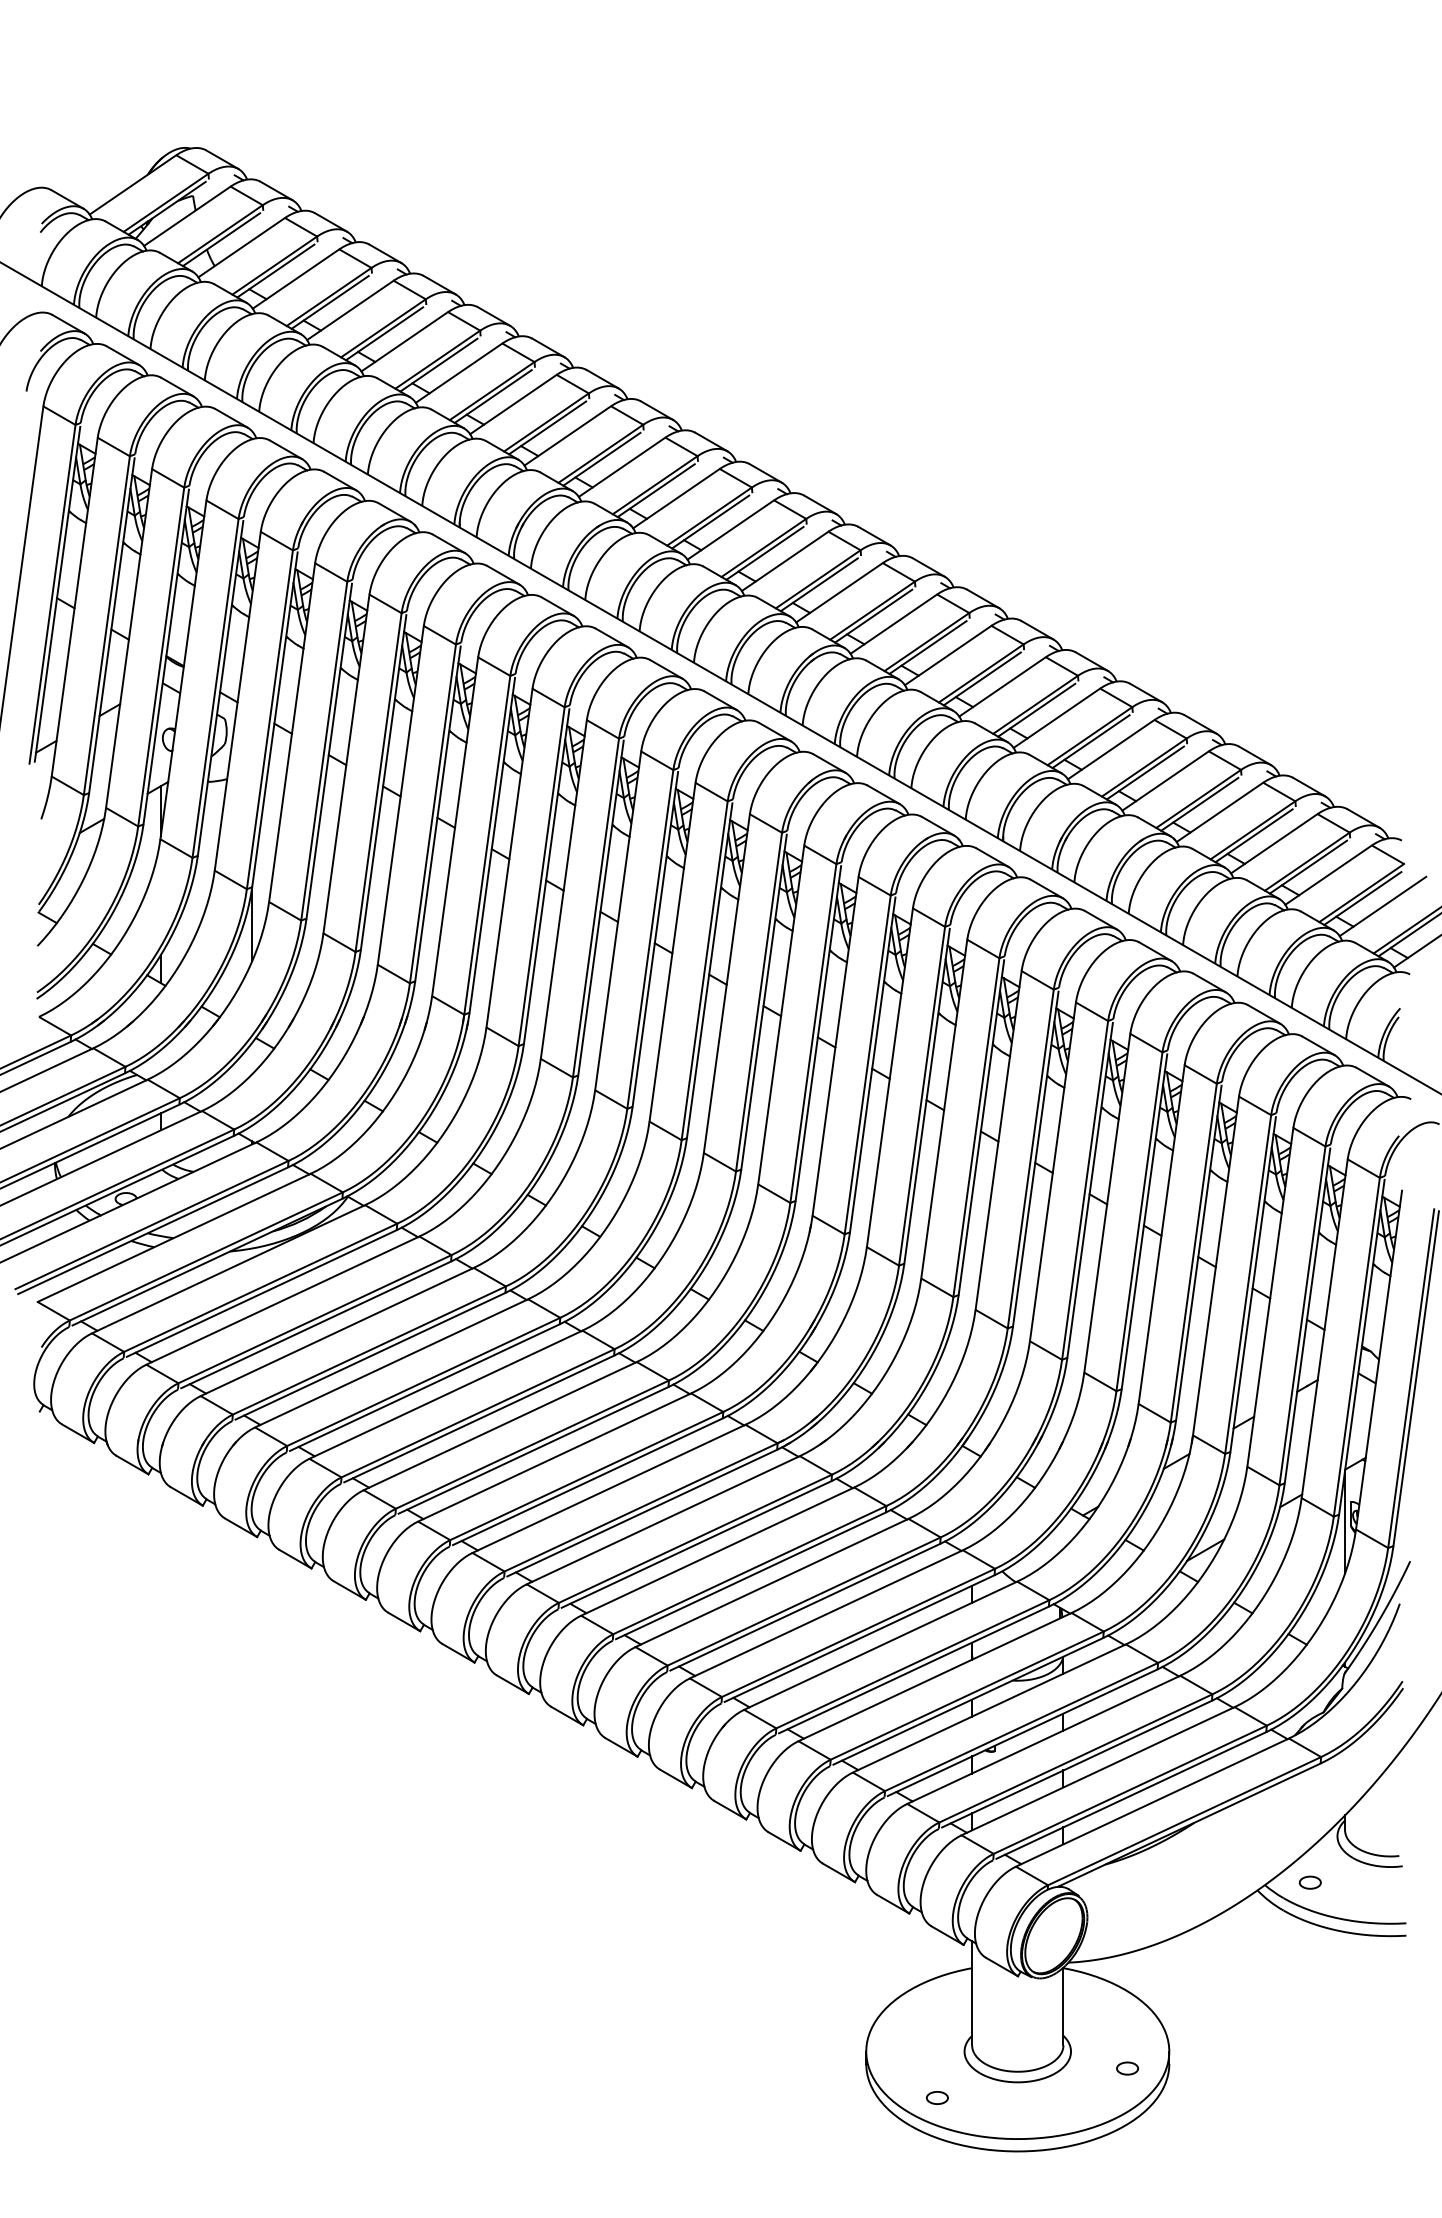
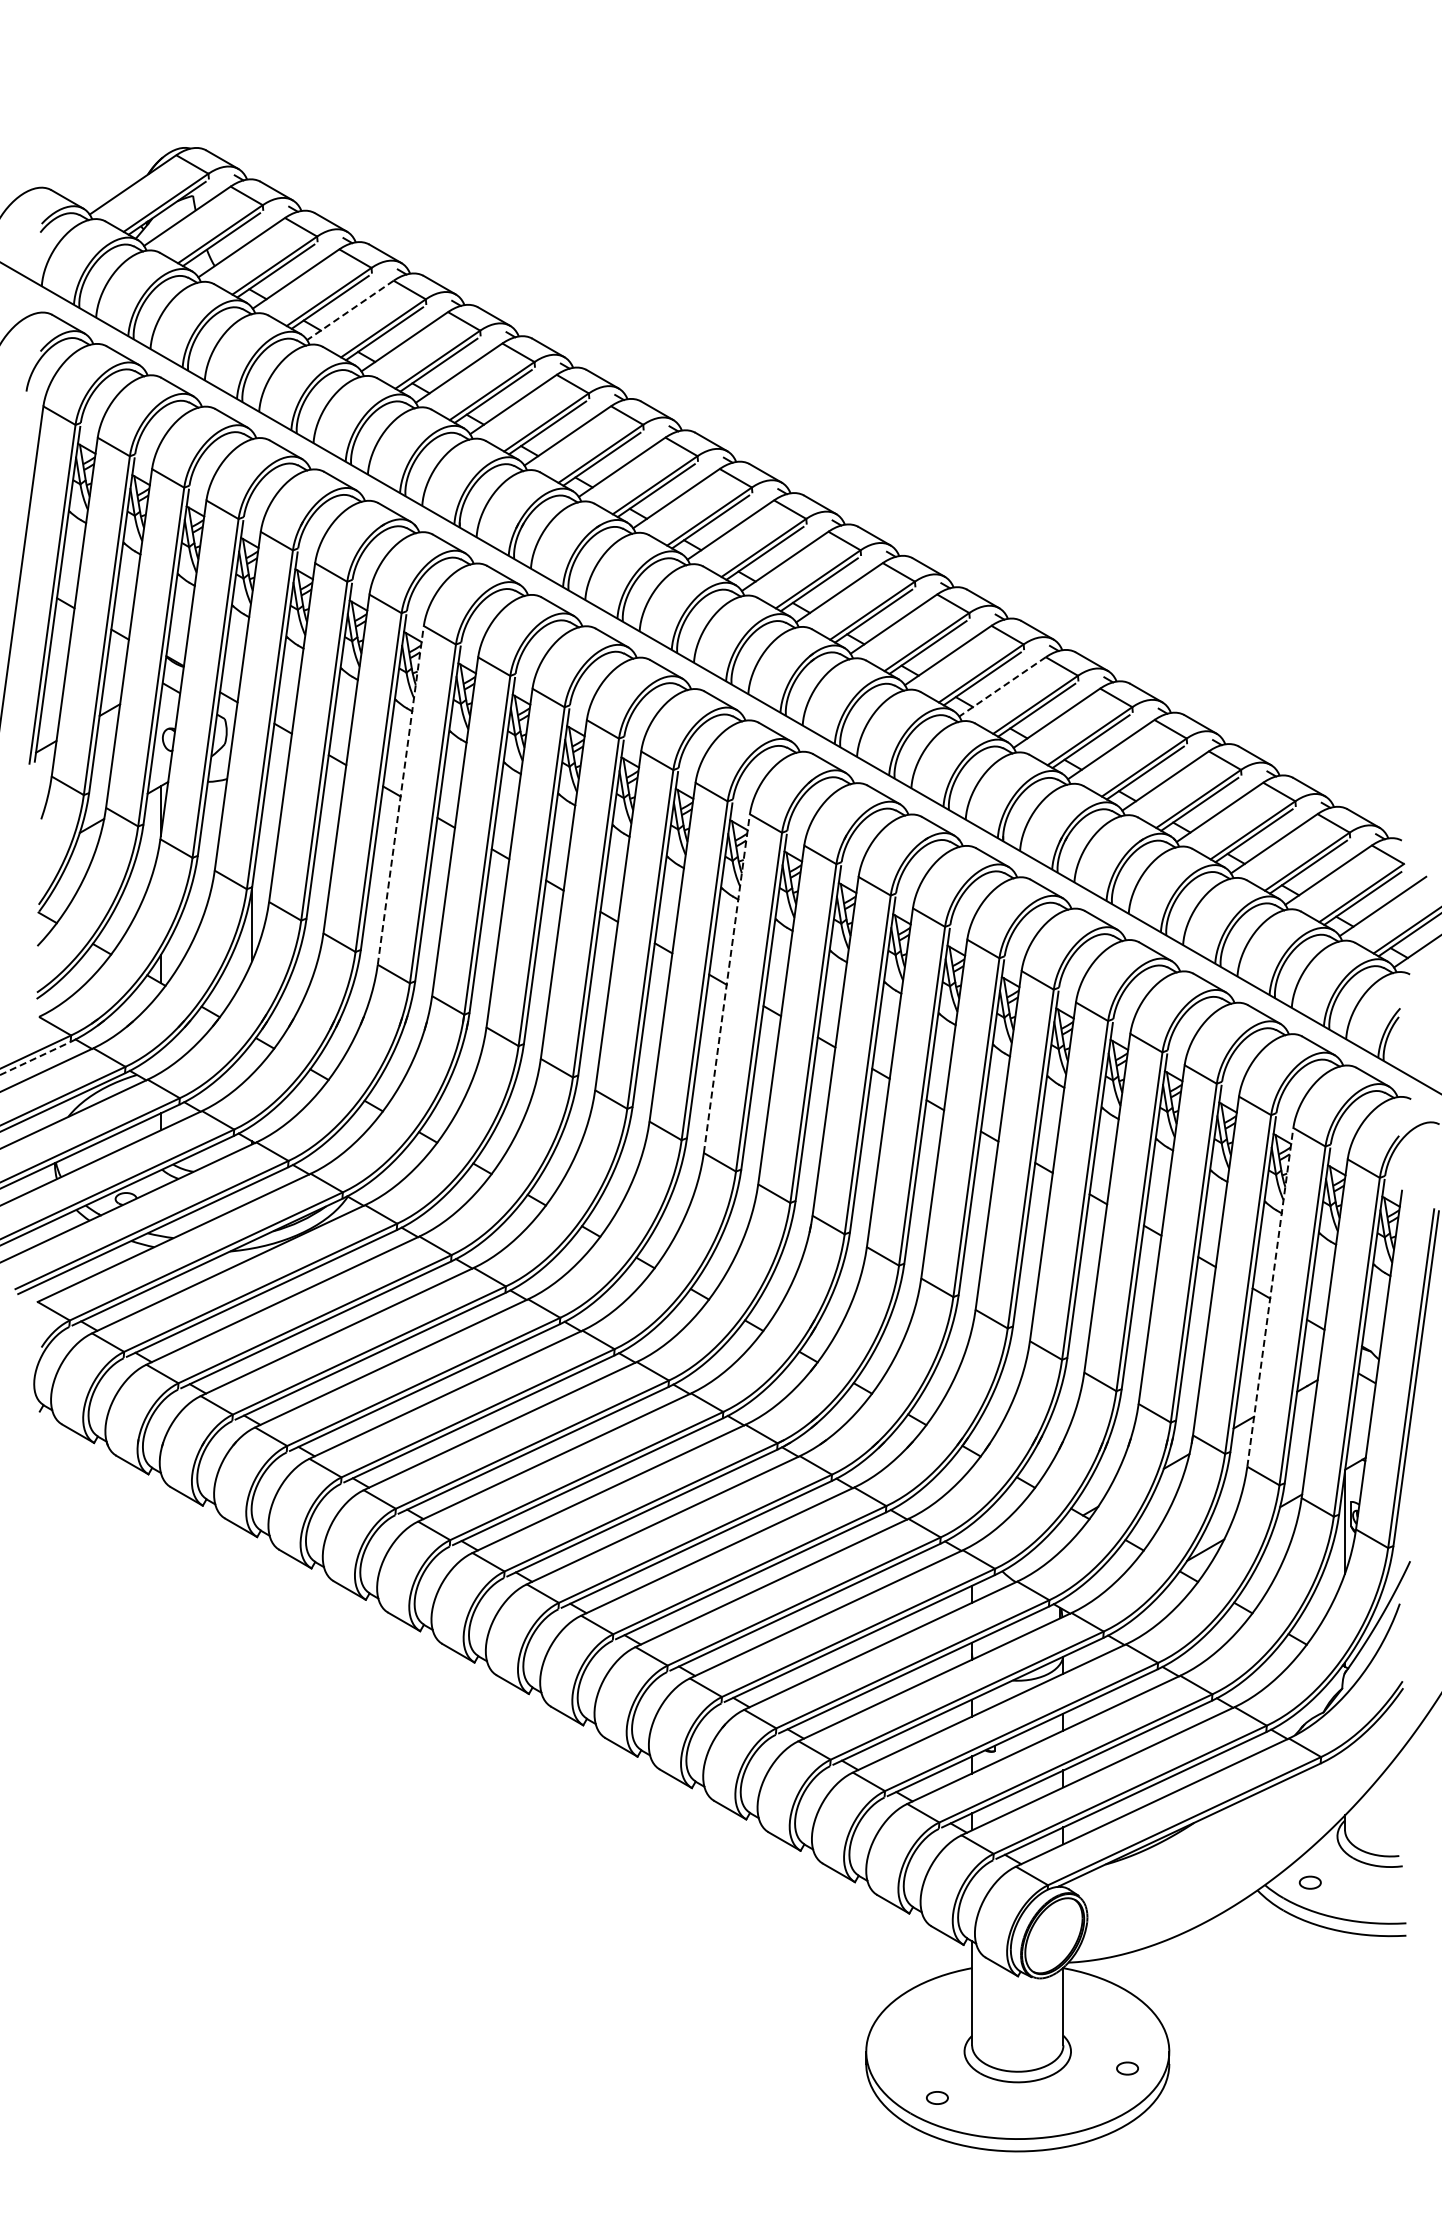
line: solid -> dashed (350, 310)
line: solid -> dashed (1002, 687)
line: solid -> dashed (400, 795)
line: solid -> dashed (726, 983)
line: solid -> dashed (35, 1058)
line: solid -> dashed (1270, 1297)
